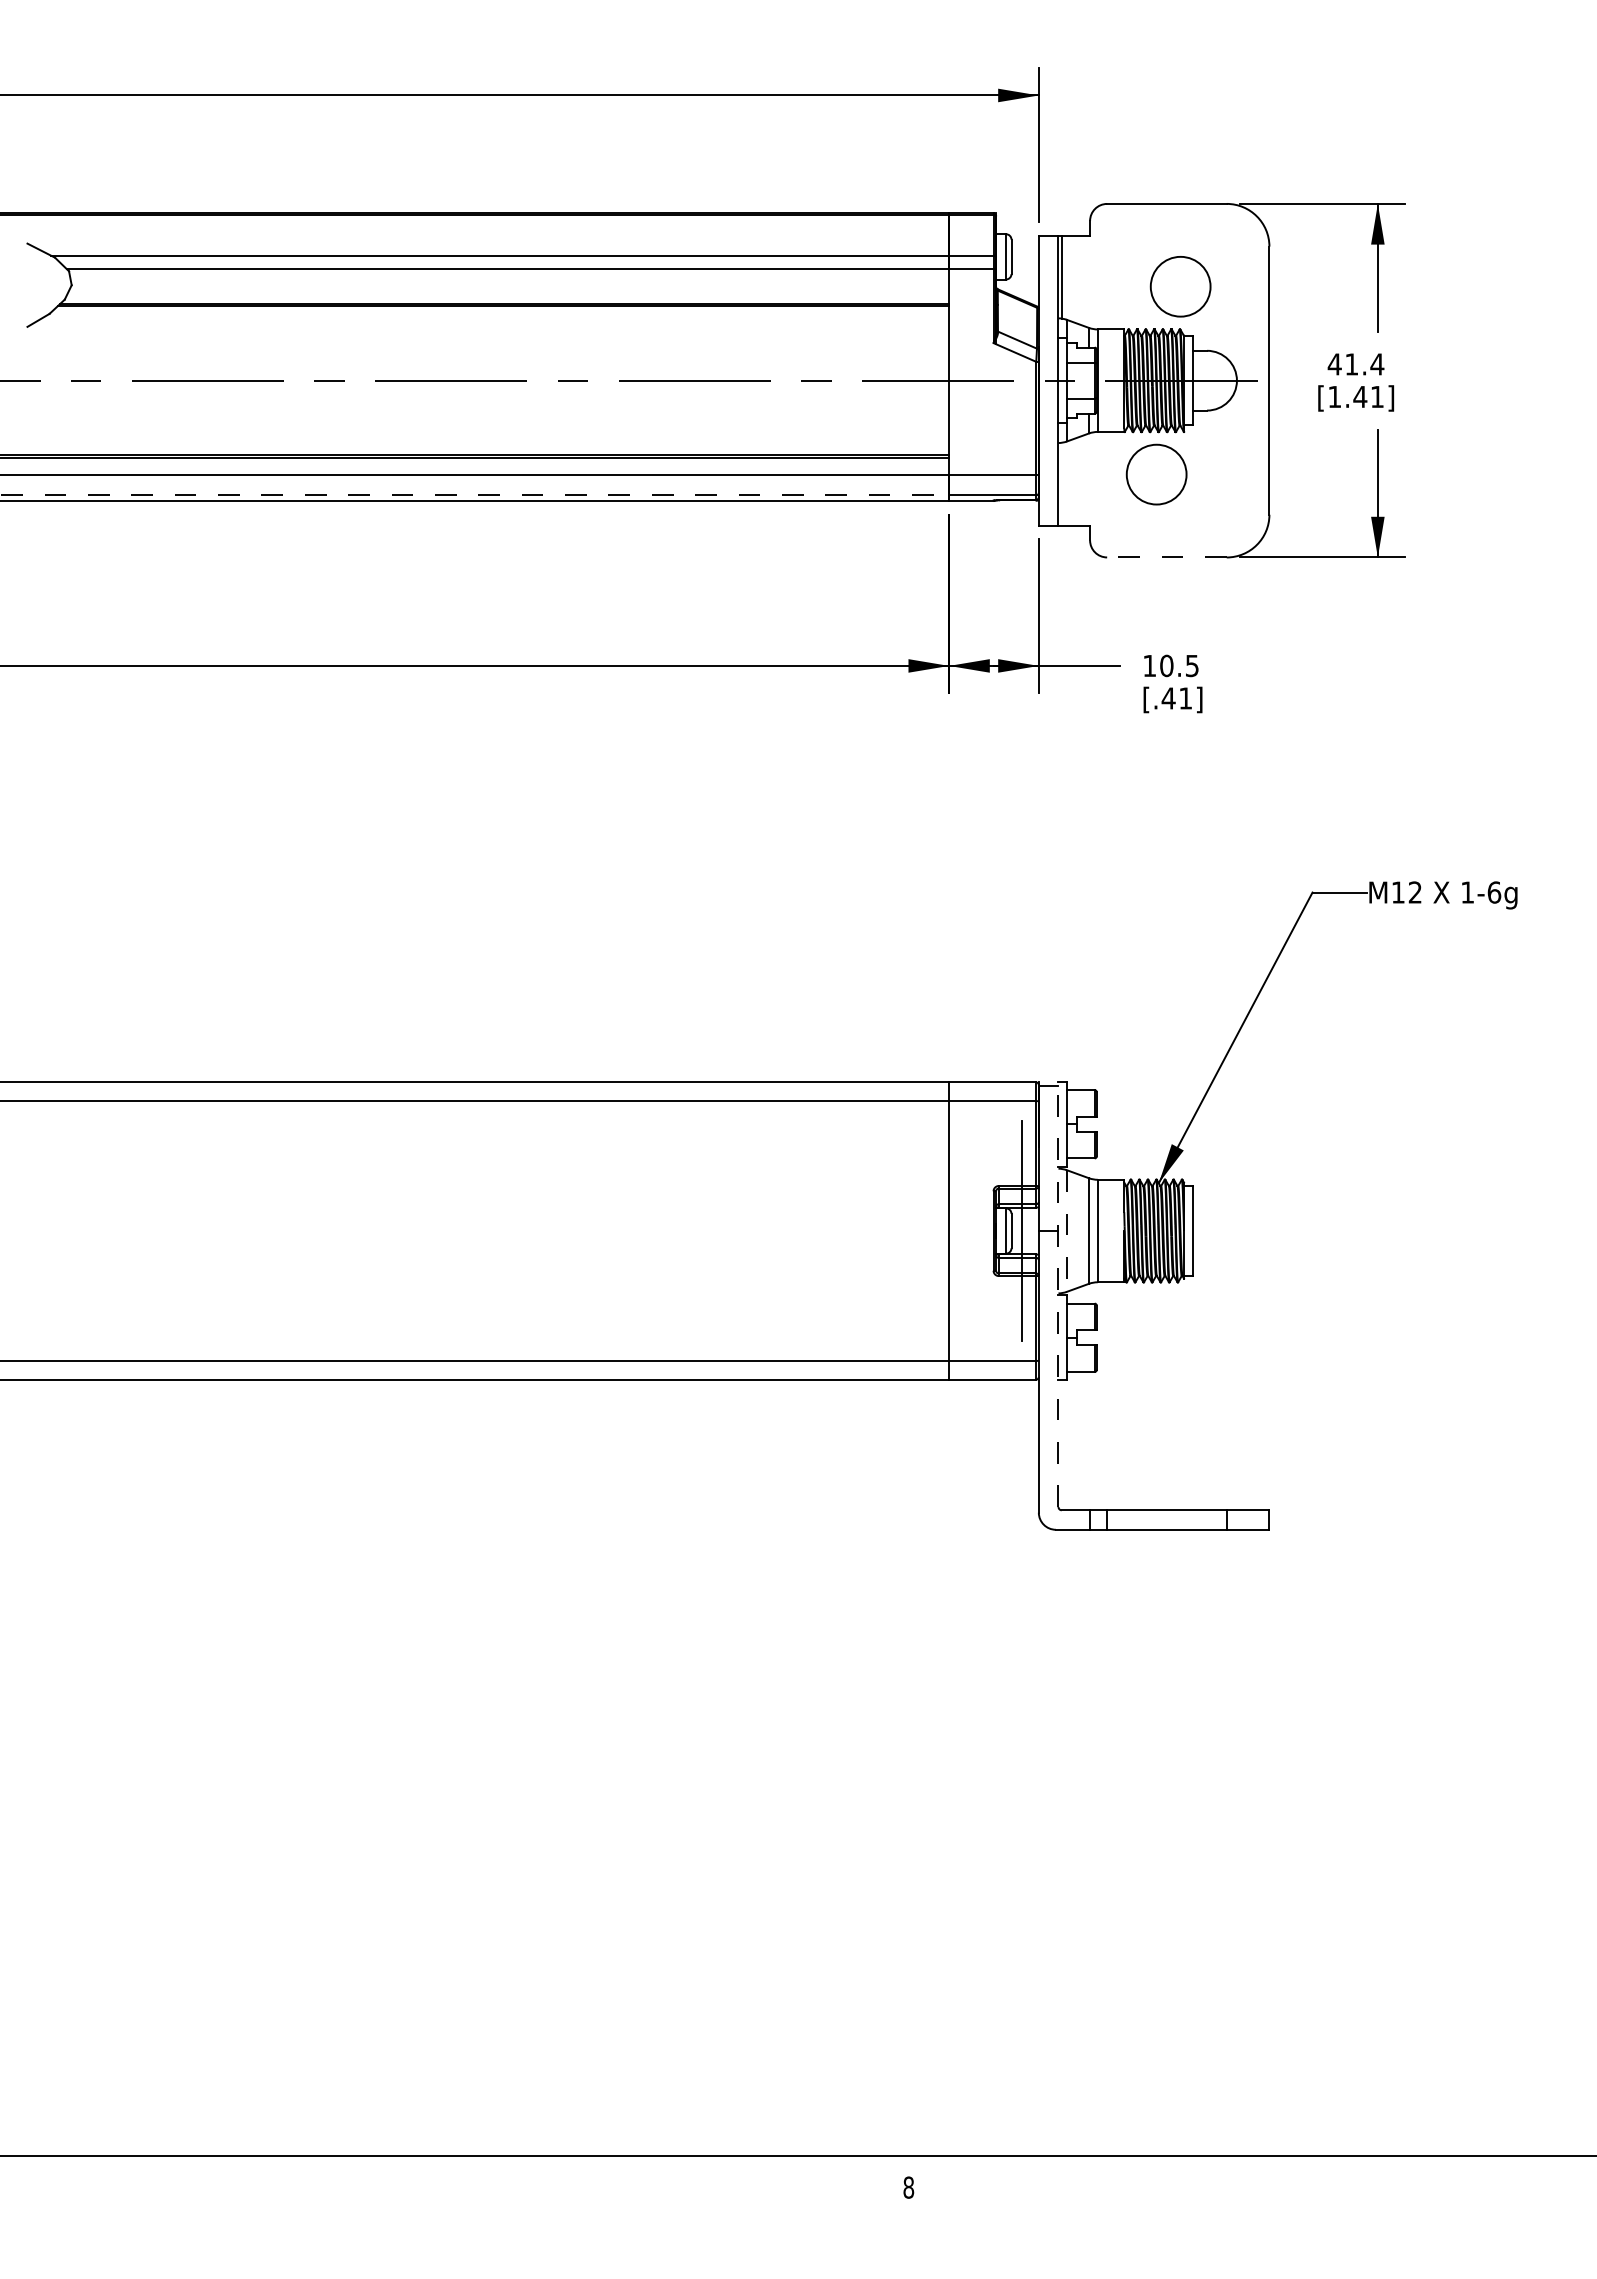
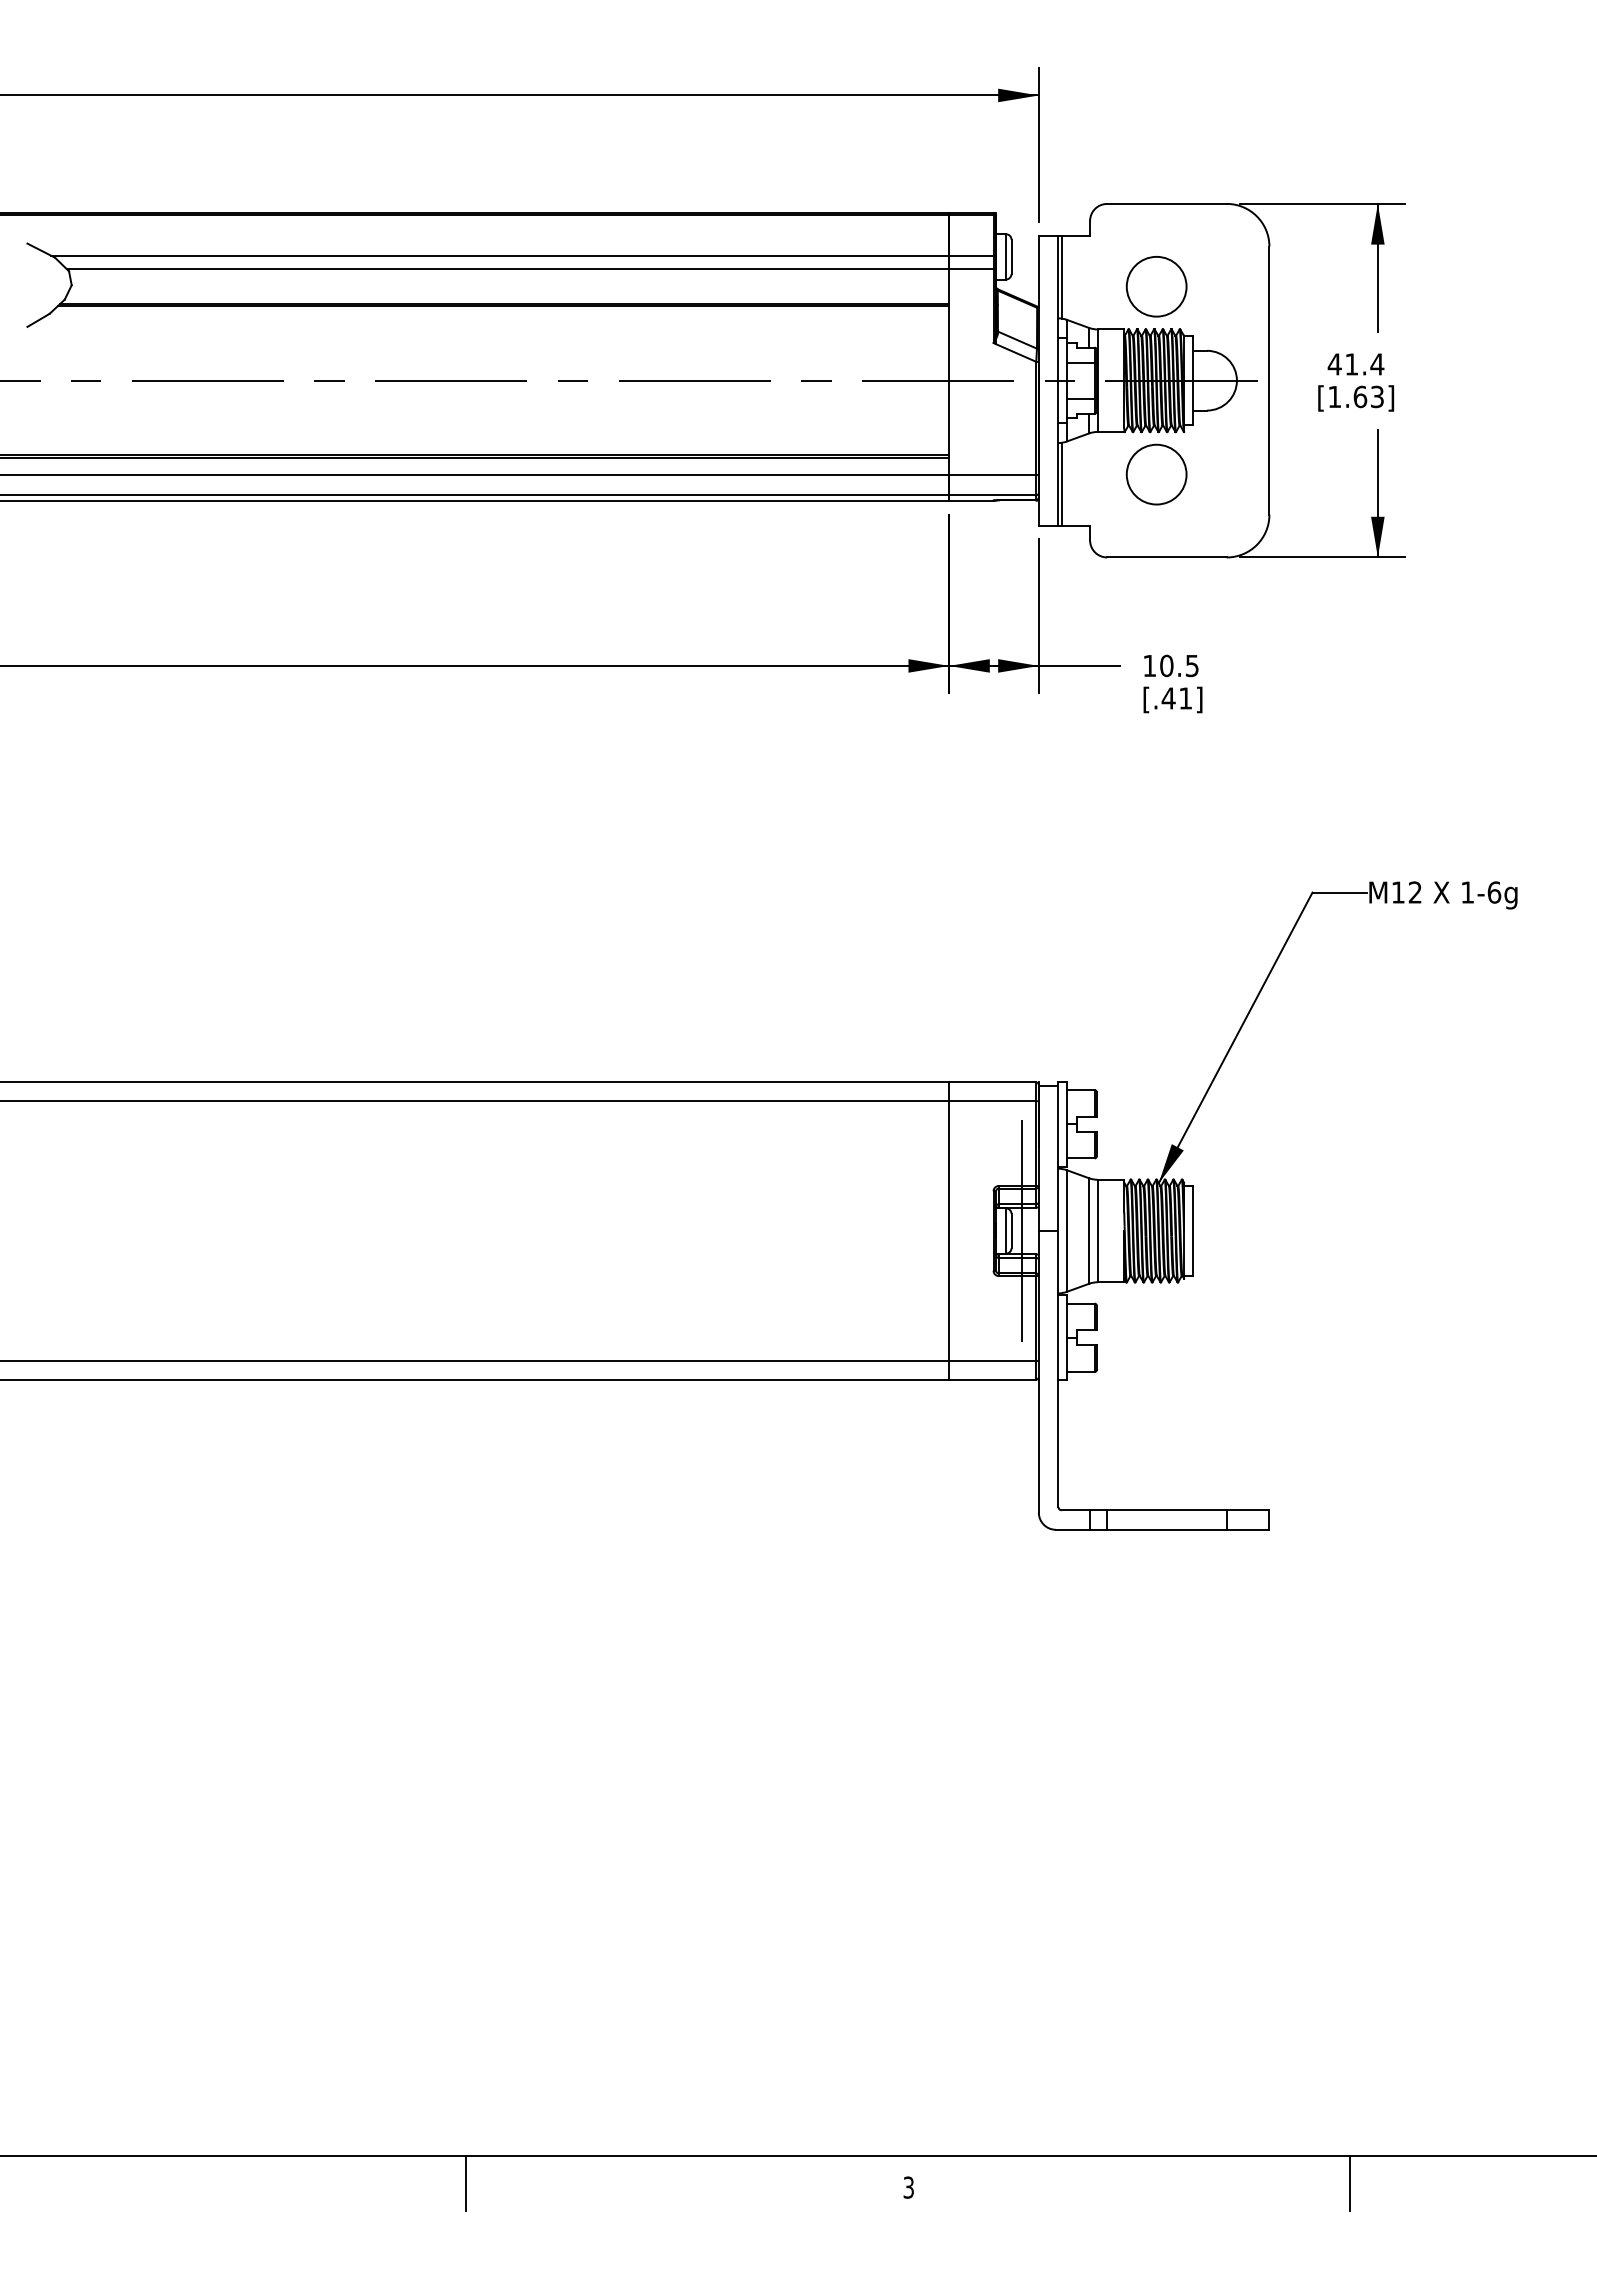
circle position: (1180, 286) -> (1156, 286) (1156, 286)
text: [1.41] -> [1.63] (1368, 396)
line: none -> present (1061, 483)
line: dashed -> solid (475, 495)
line: dashed -> solid (1166, 557)
line: dashed -> solid (1066, 1231)
line: dashed -> solid (1058, 1294)
line: none -> present (465, 2183)
line: none -> present (1349, 2183)
text: 8 -> 3 (908, 2187)
